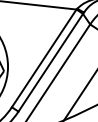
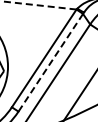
line: solid -> dashed (37, 5)
line: solid -> dashed (50, 62)
